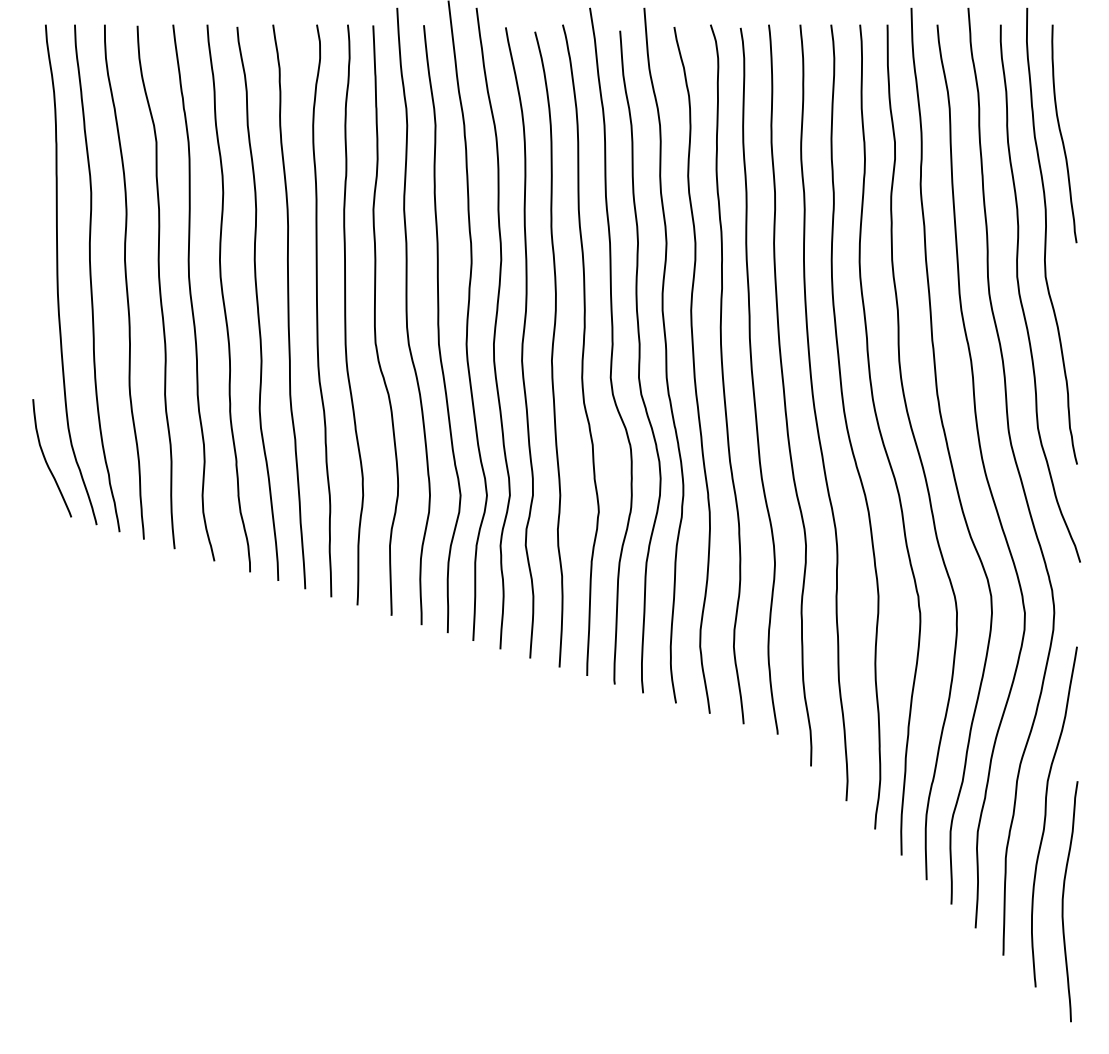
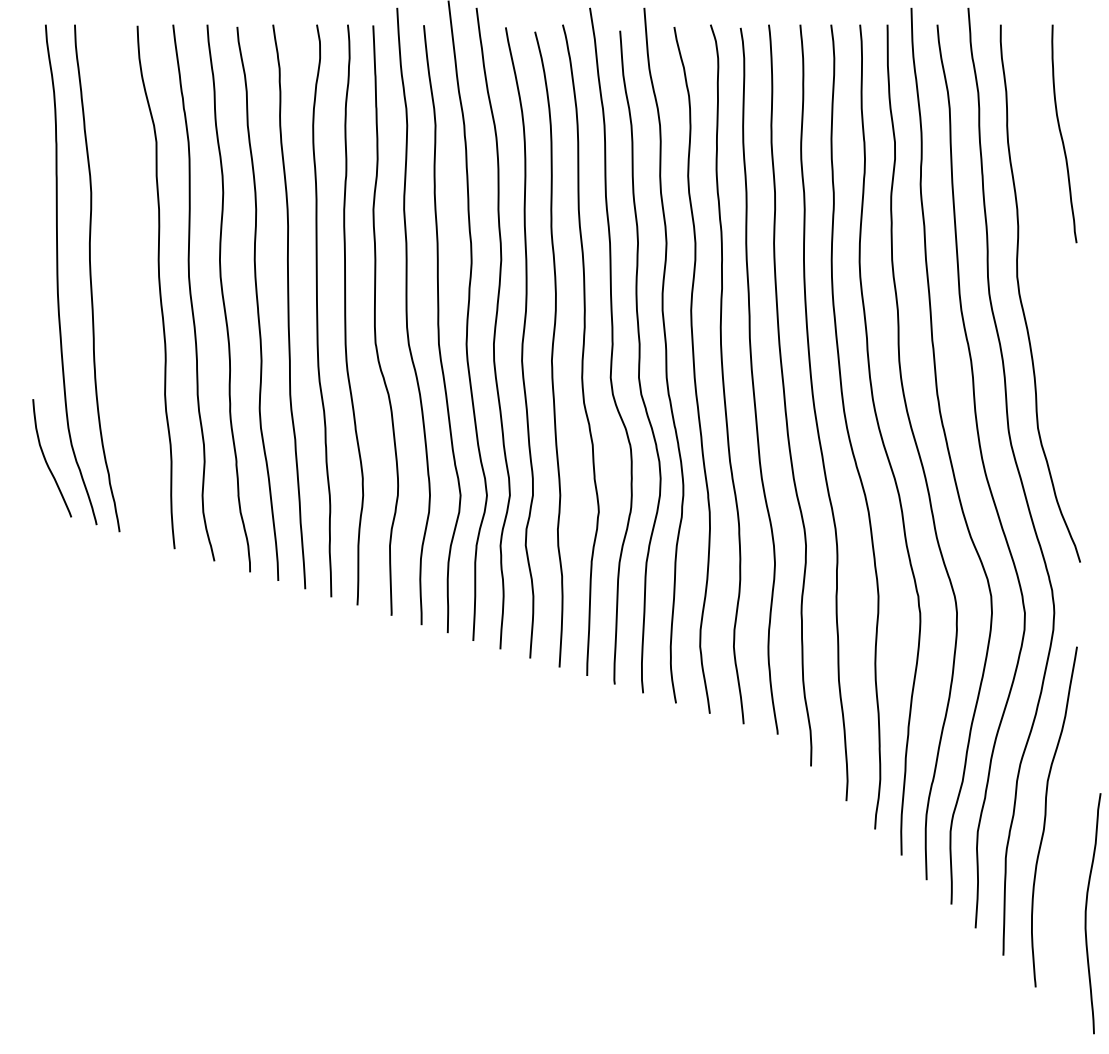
curve: present -> none (1046, 235)
curve: present -> none (125, 281)
curve position: (1063, 901) -> (1086, 913) (1086, 913)
